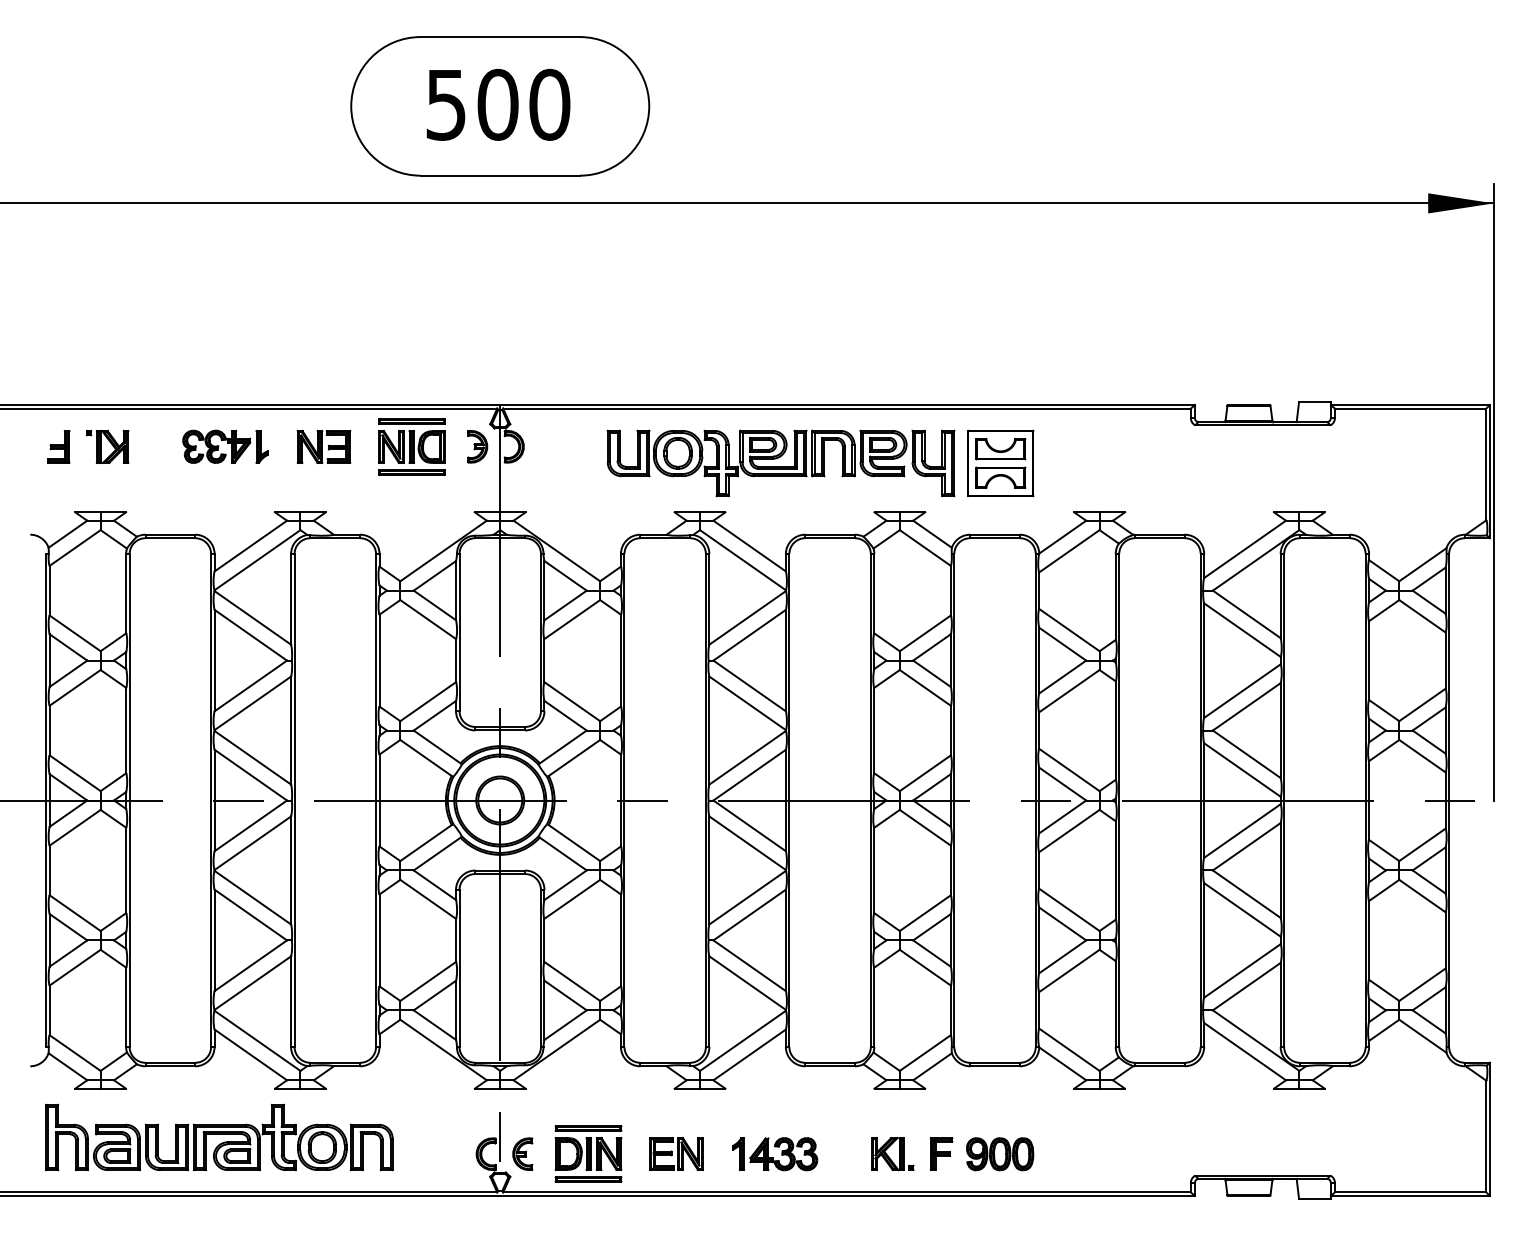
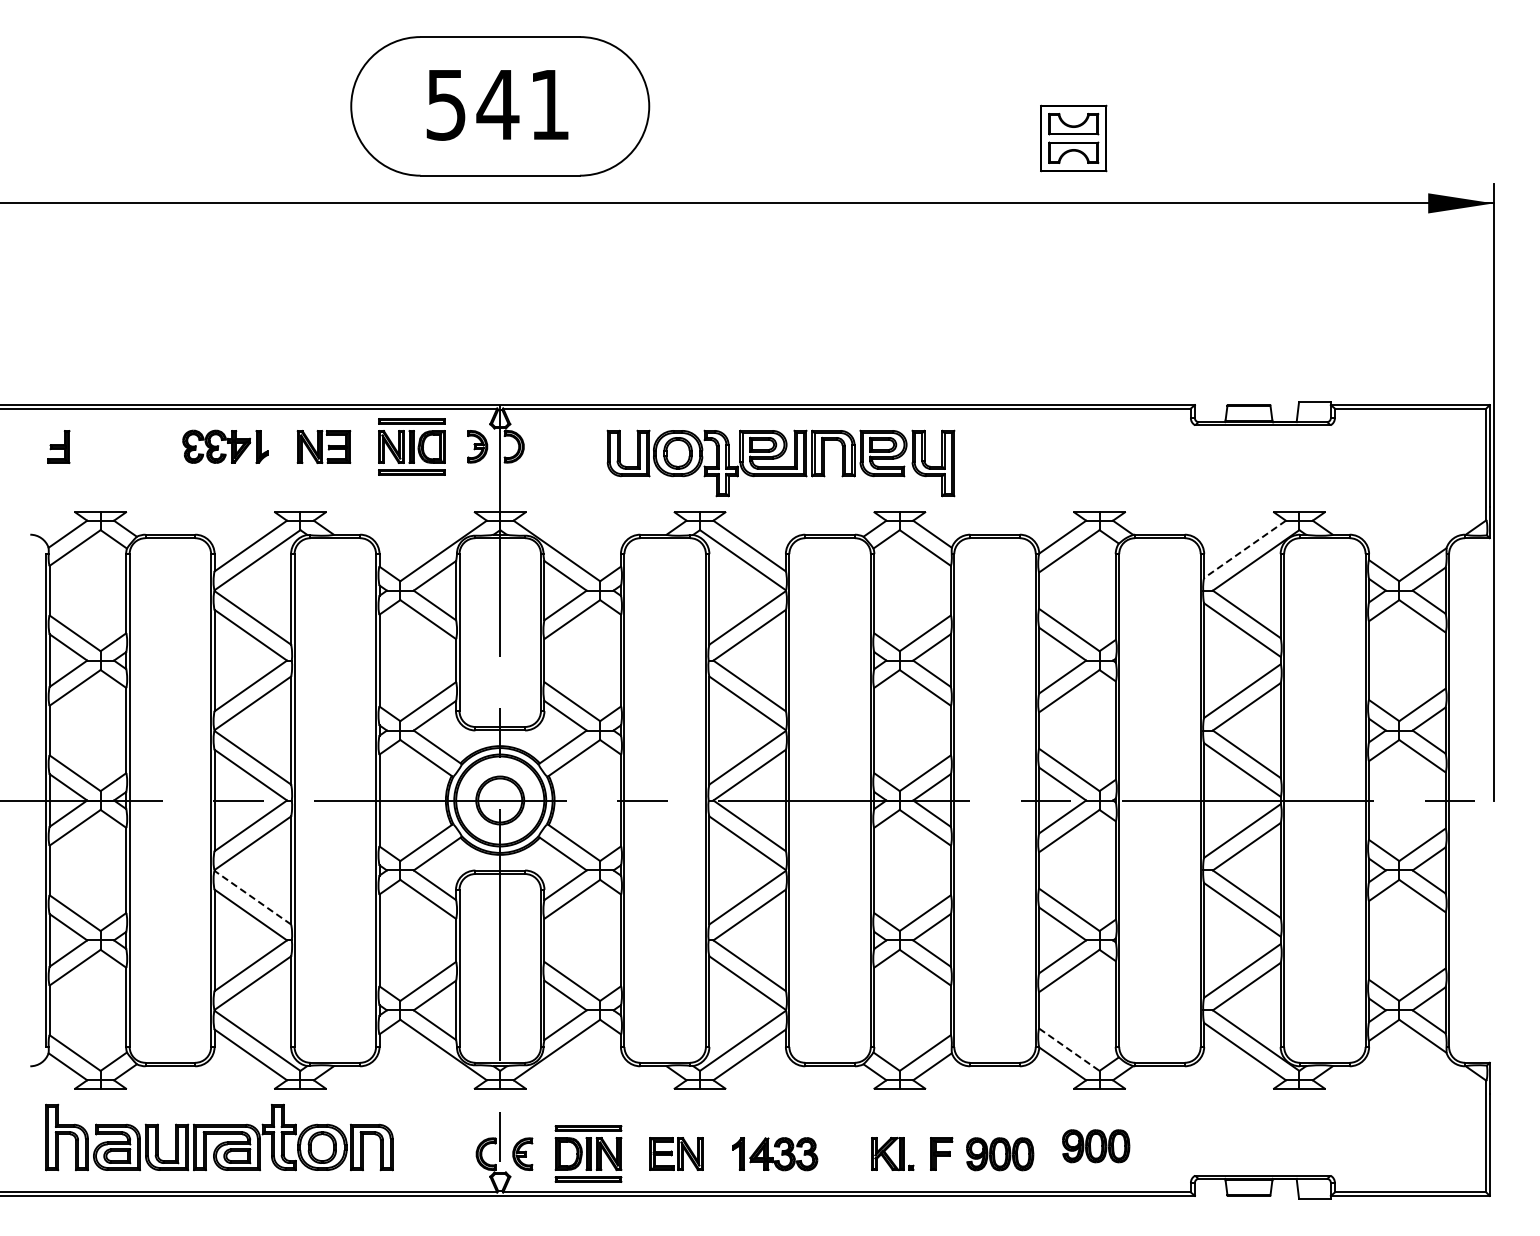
text: 500 -> 541 (523, 104)
part: present -> none (107, 446)
part position: (1000, 463) -> (1073, 138) (1073, 138)
line: solid -> dashed (1245, 549)
line: solid -> dashed (252, 897)
line: solid -> dashed (1069, 1049)
part: none -> present (1096, 1146)
